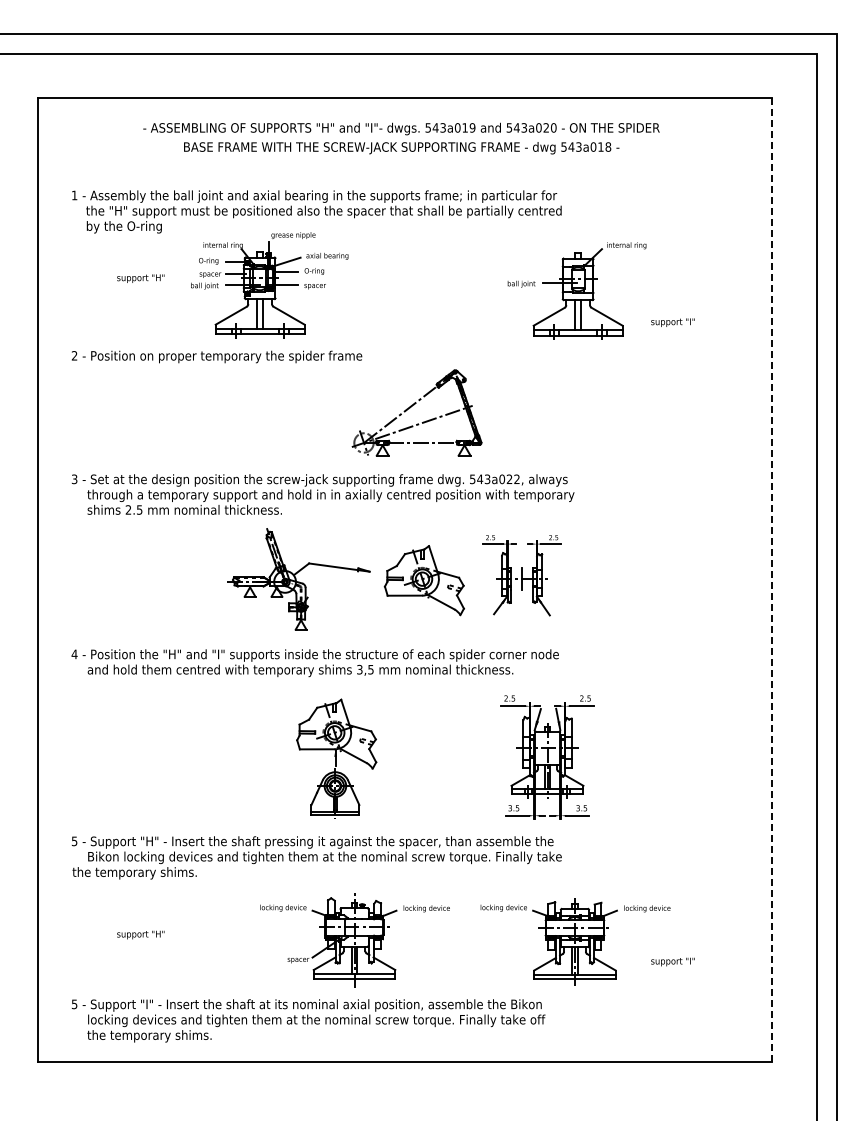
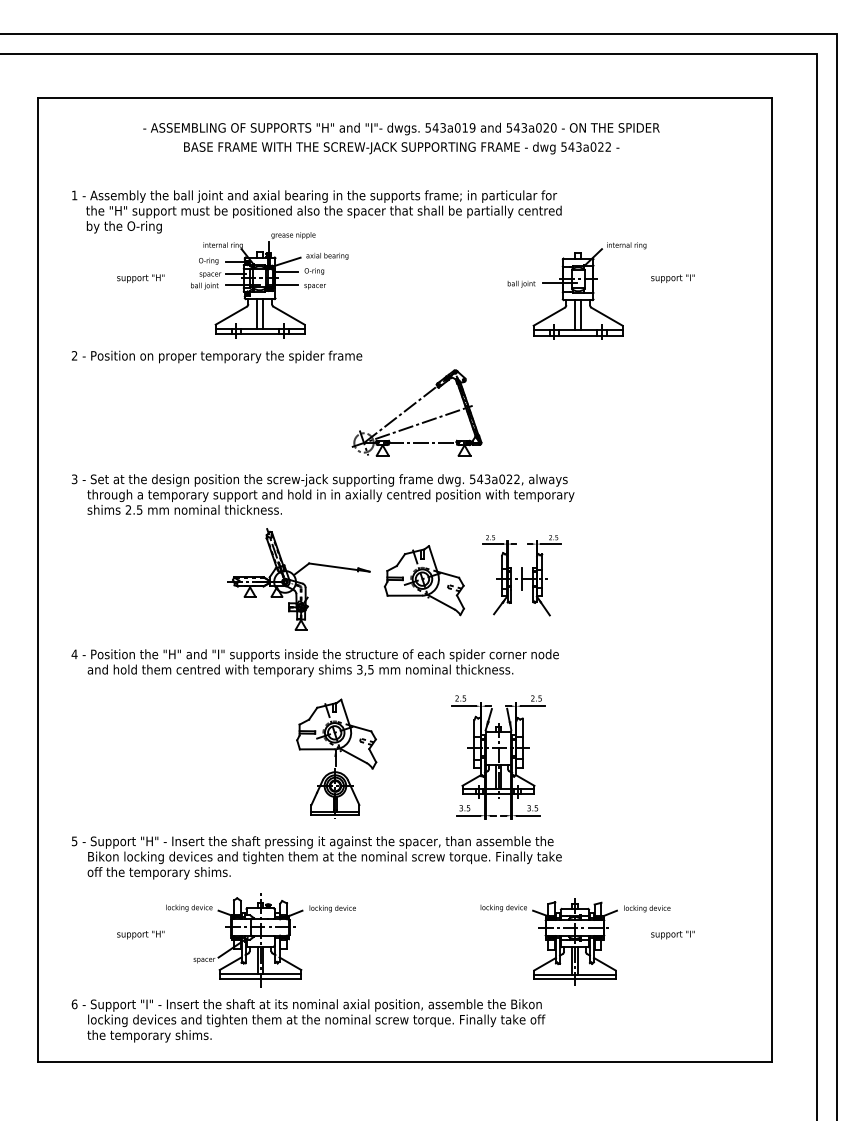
text: 543a018 -> 543a022 (604, 146)
text position: (672, 322) -> (672, 278) (672, 278)
line: dashed -> solid (771, 580)
part position: (547, 757) -> (498, 757) (498, 757)
text: the temporary shims. -> off the temporary shims. (151, 873)
part position: (354, 940) -> (260, 940) (260, 940)
text position: (672, 961) -> (672, 934) (672, 934)
text: 5 -> 6 (74, 1004)
